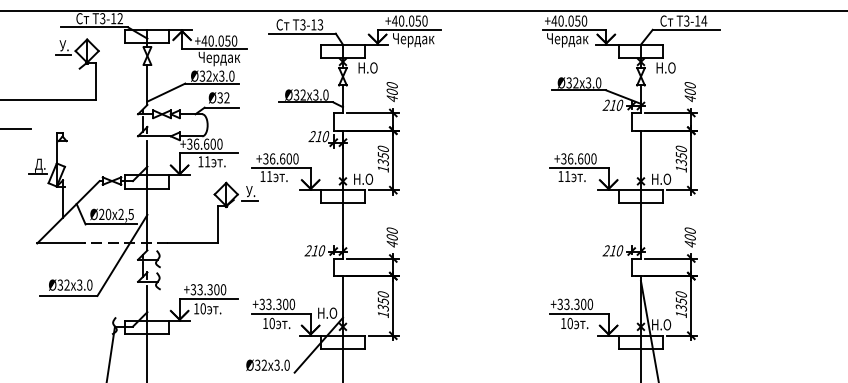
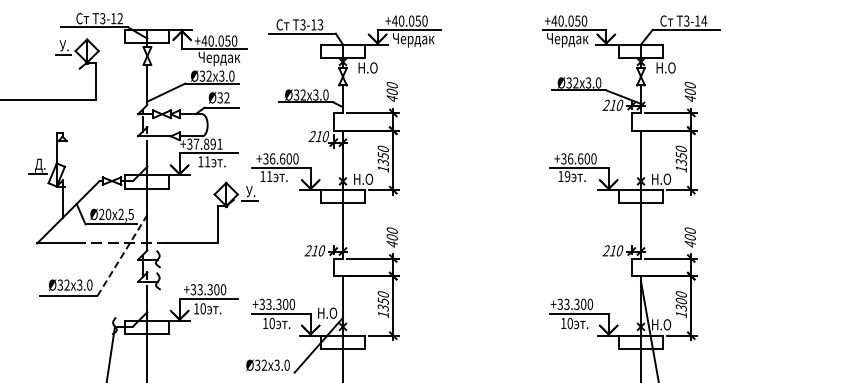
line: present -> none (423, 11)
line: present -> none (16, 128)
text: +36.600 -> +37.891 (207, 143)
text: 11 -> 19 (567, 176)
line: solid -> dashed (122, 255)
text: 1350 -> 1300 (680, 300)
